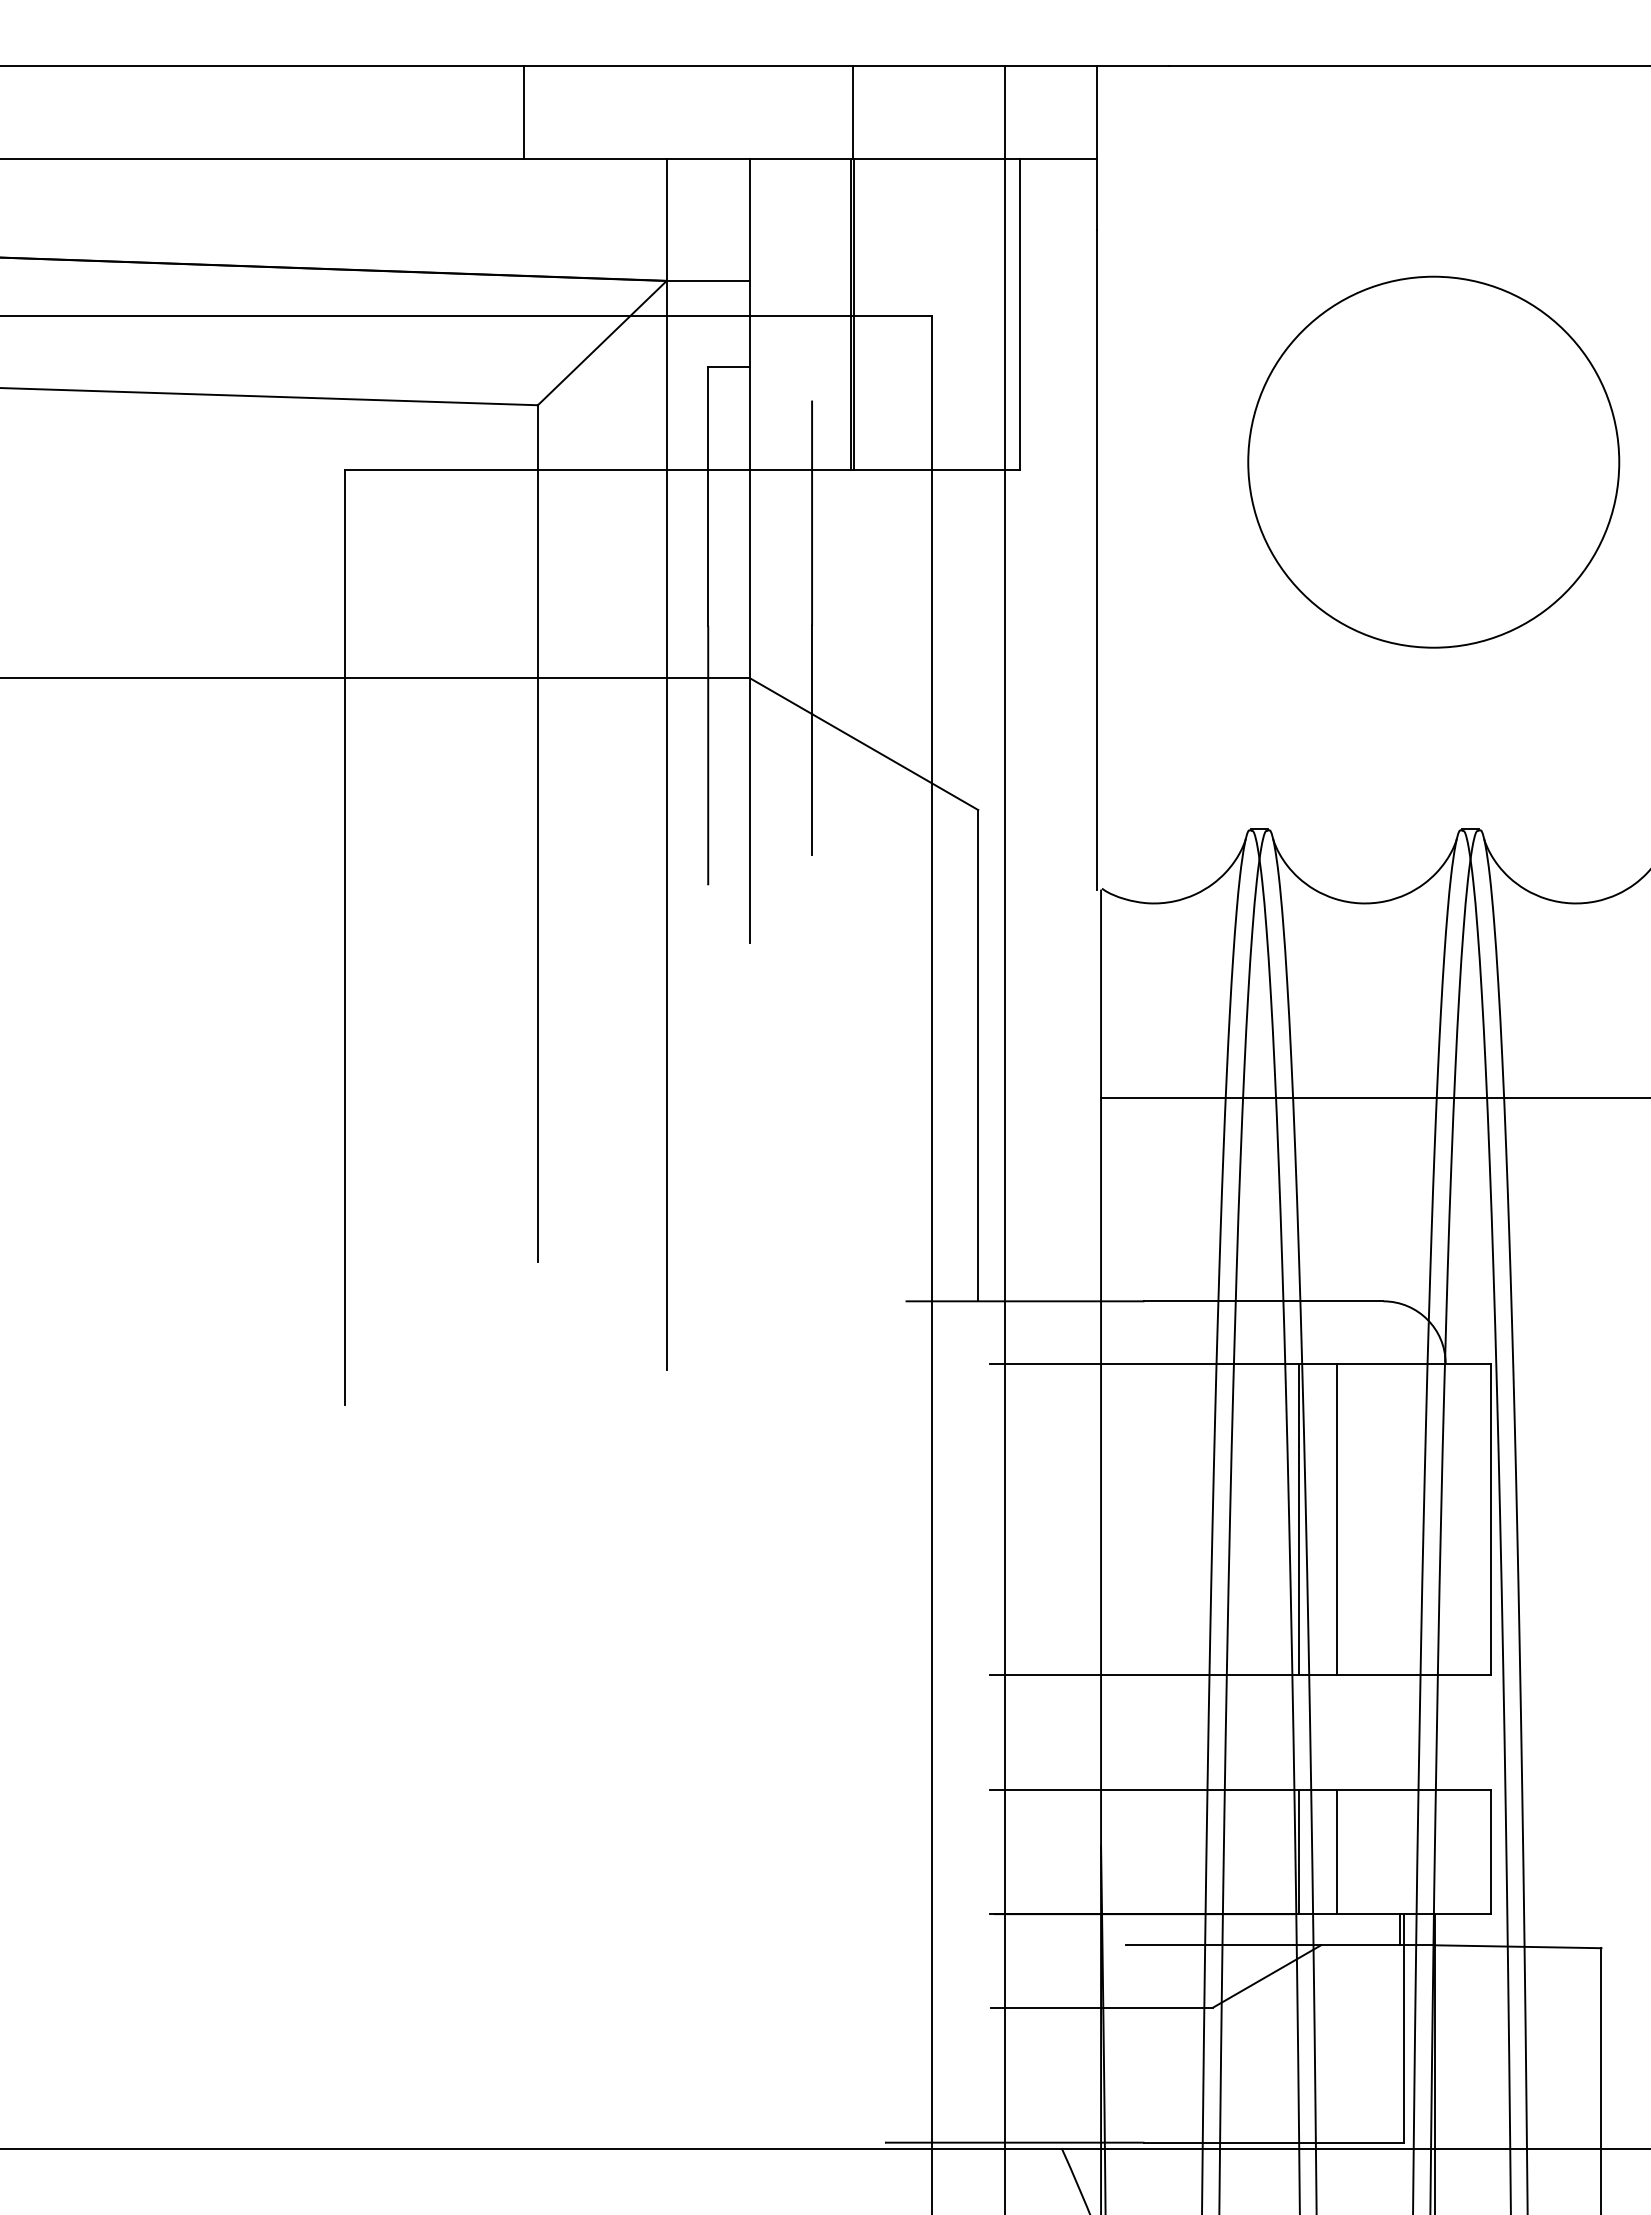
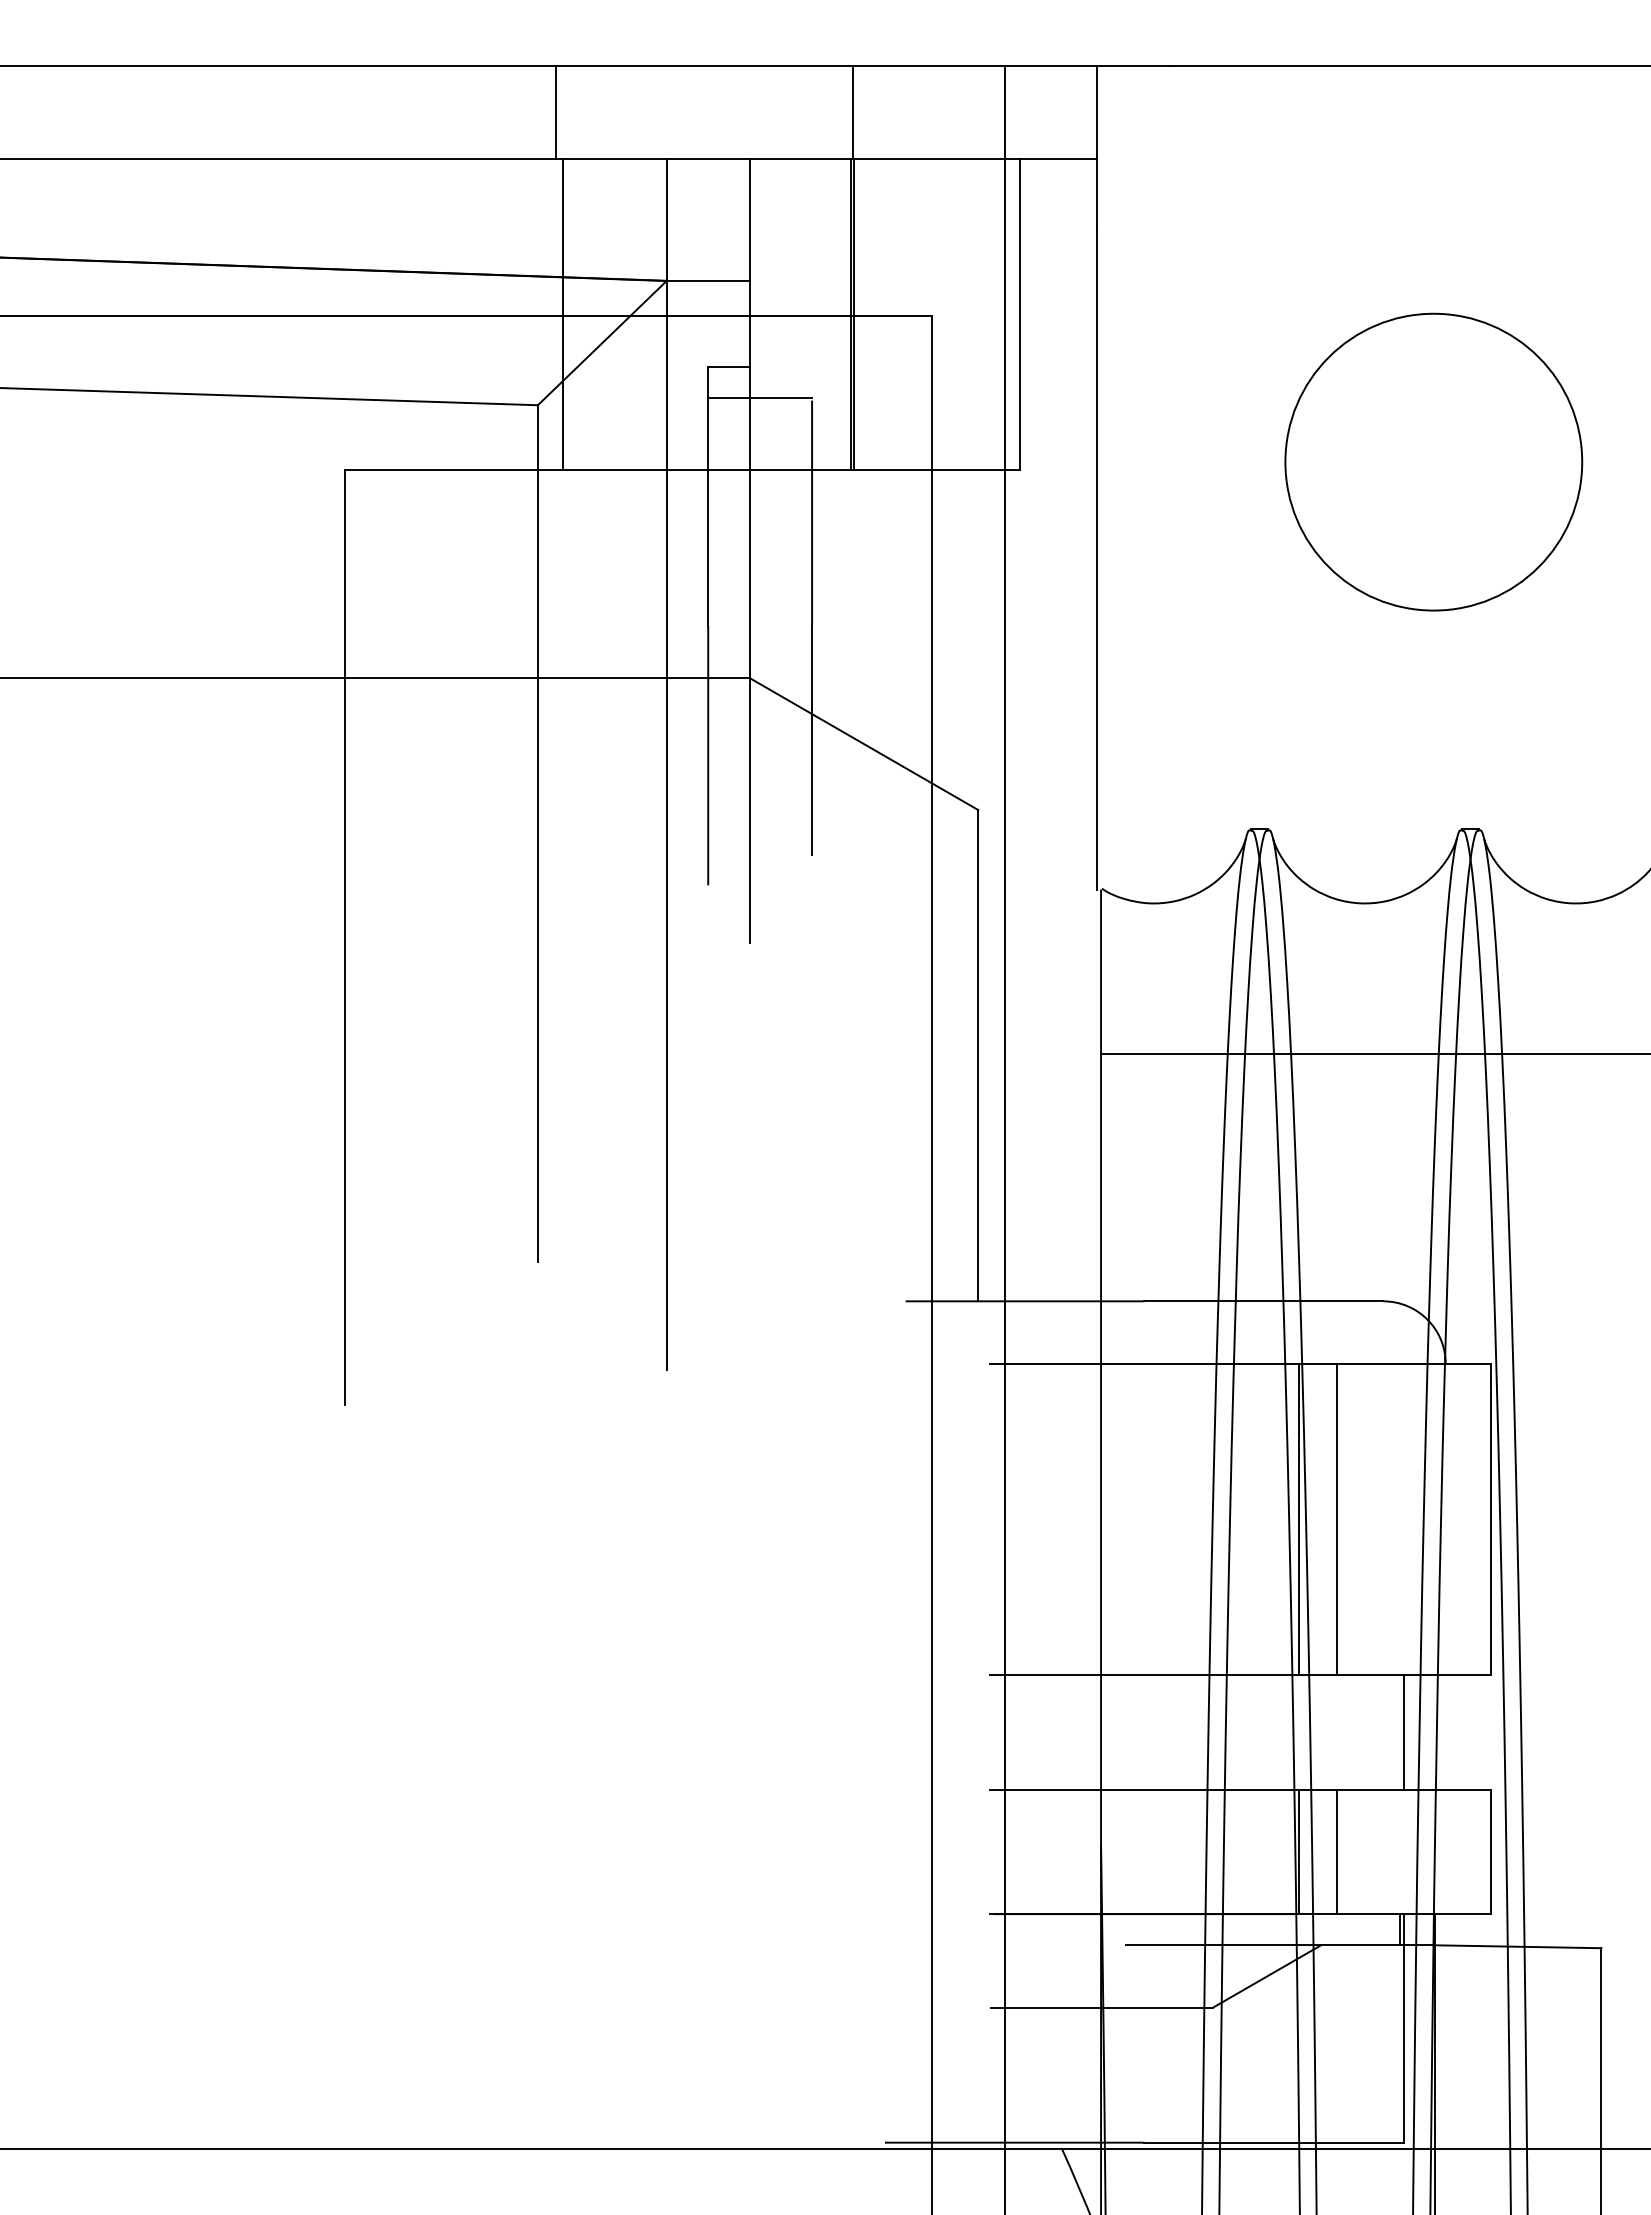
line position: (523, 112) -> (555, 112) (555, 112)
line: none -> present (562, 314)
line: none -> present (760, 397)
circle size: 374x374 px -> 300x300 px (1433, 461)
line position: (1374, 1098) -> (1374, 1054) (1374, 1054)
line: none -> present (1404, 1732)
